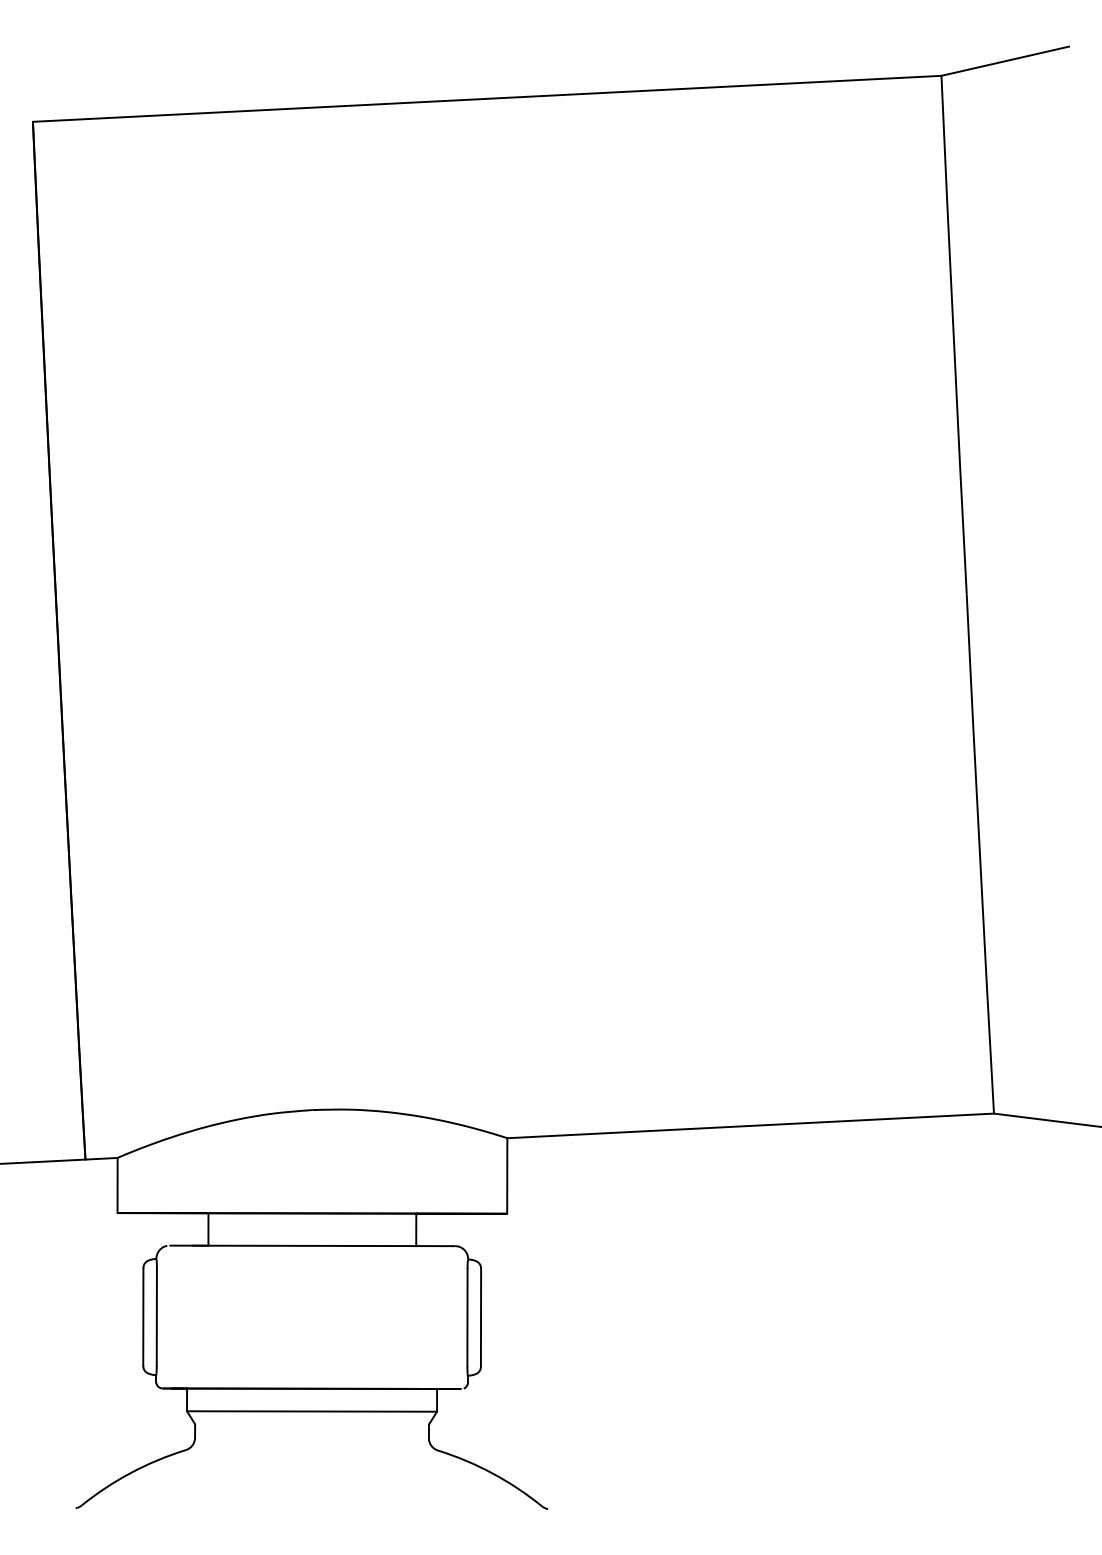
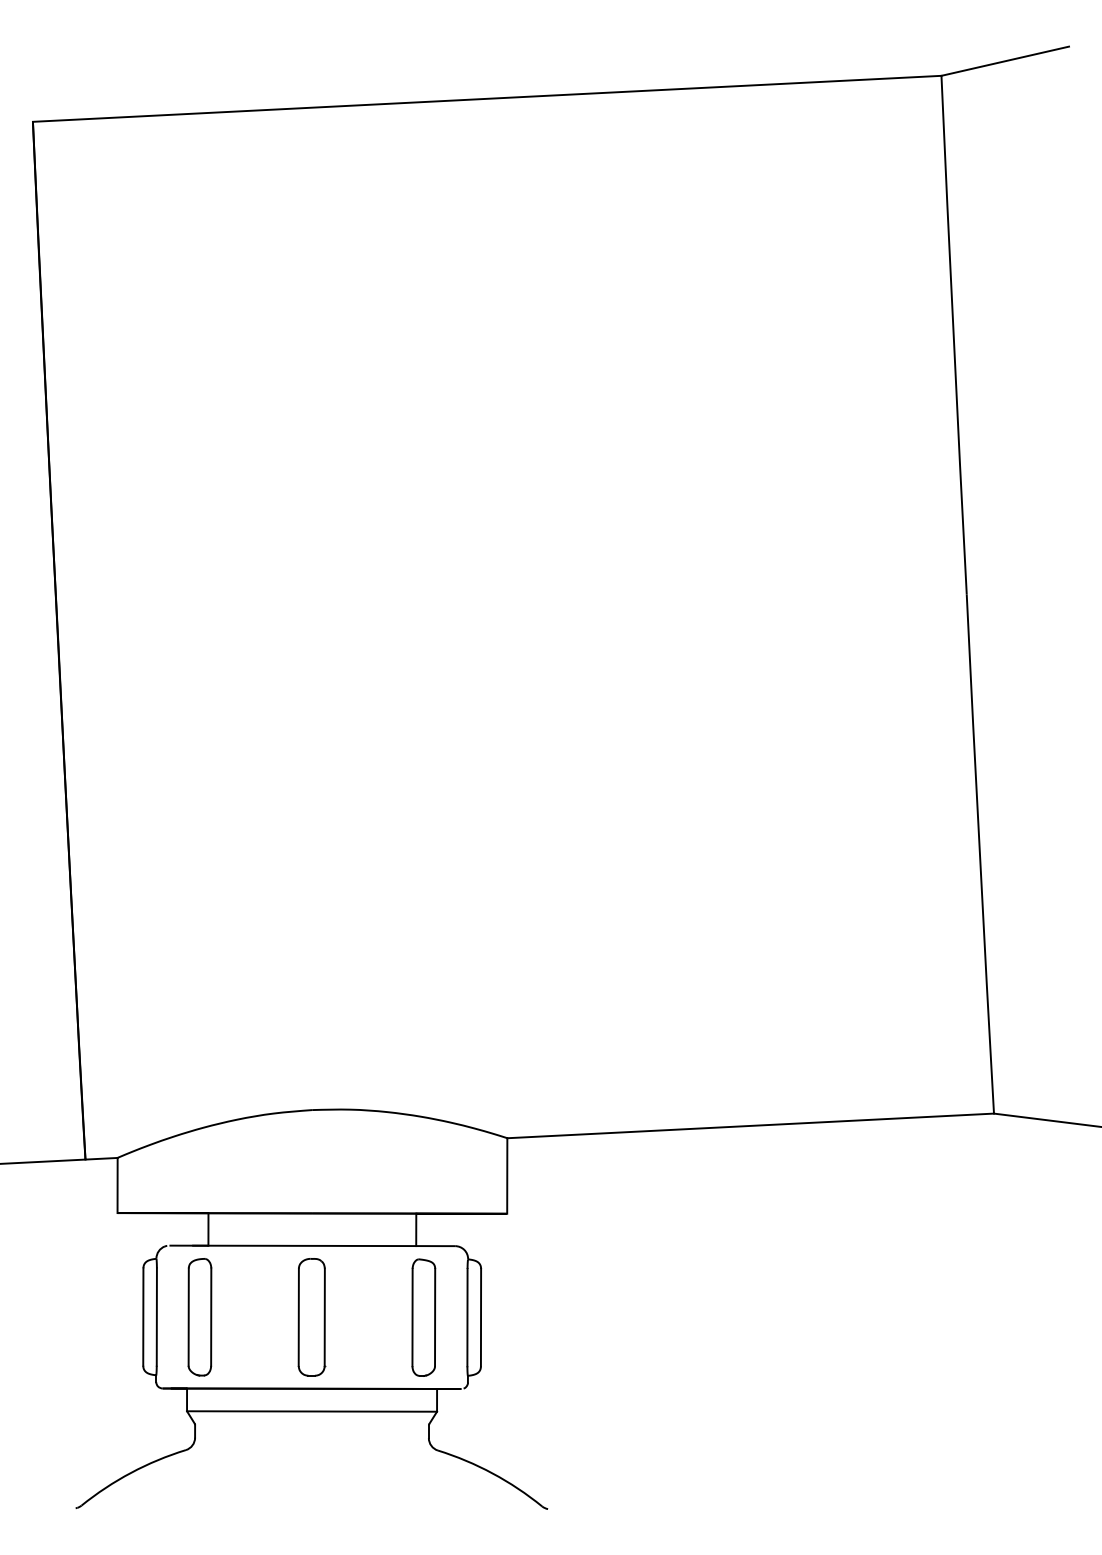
part: none -> present (199, 1317)
part: none -> present (311, 1317)
part: none -> present (423, 1317)
